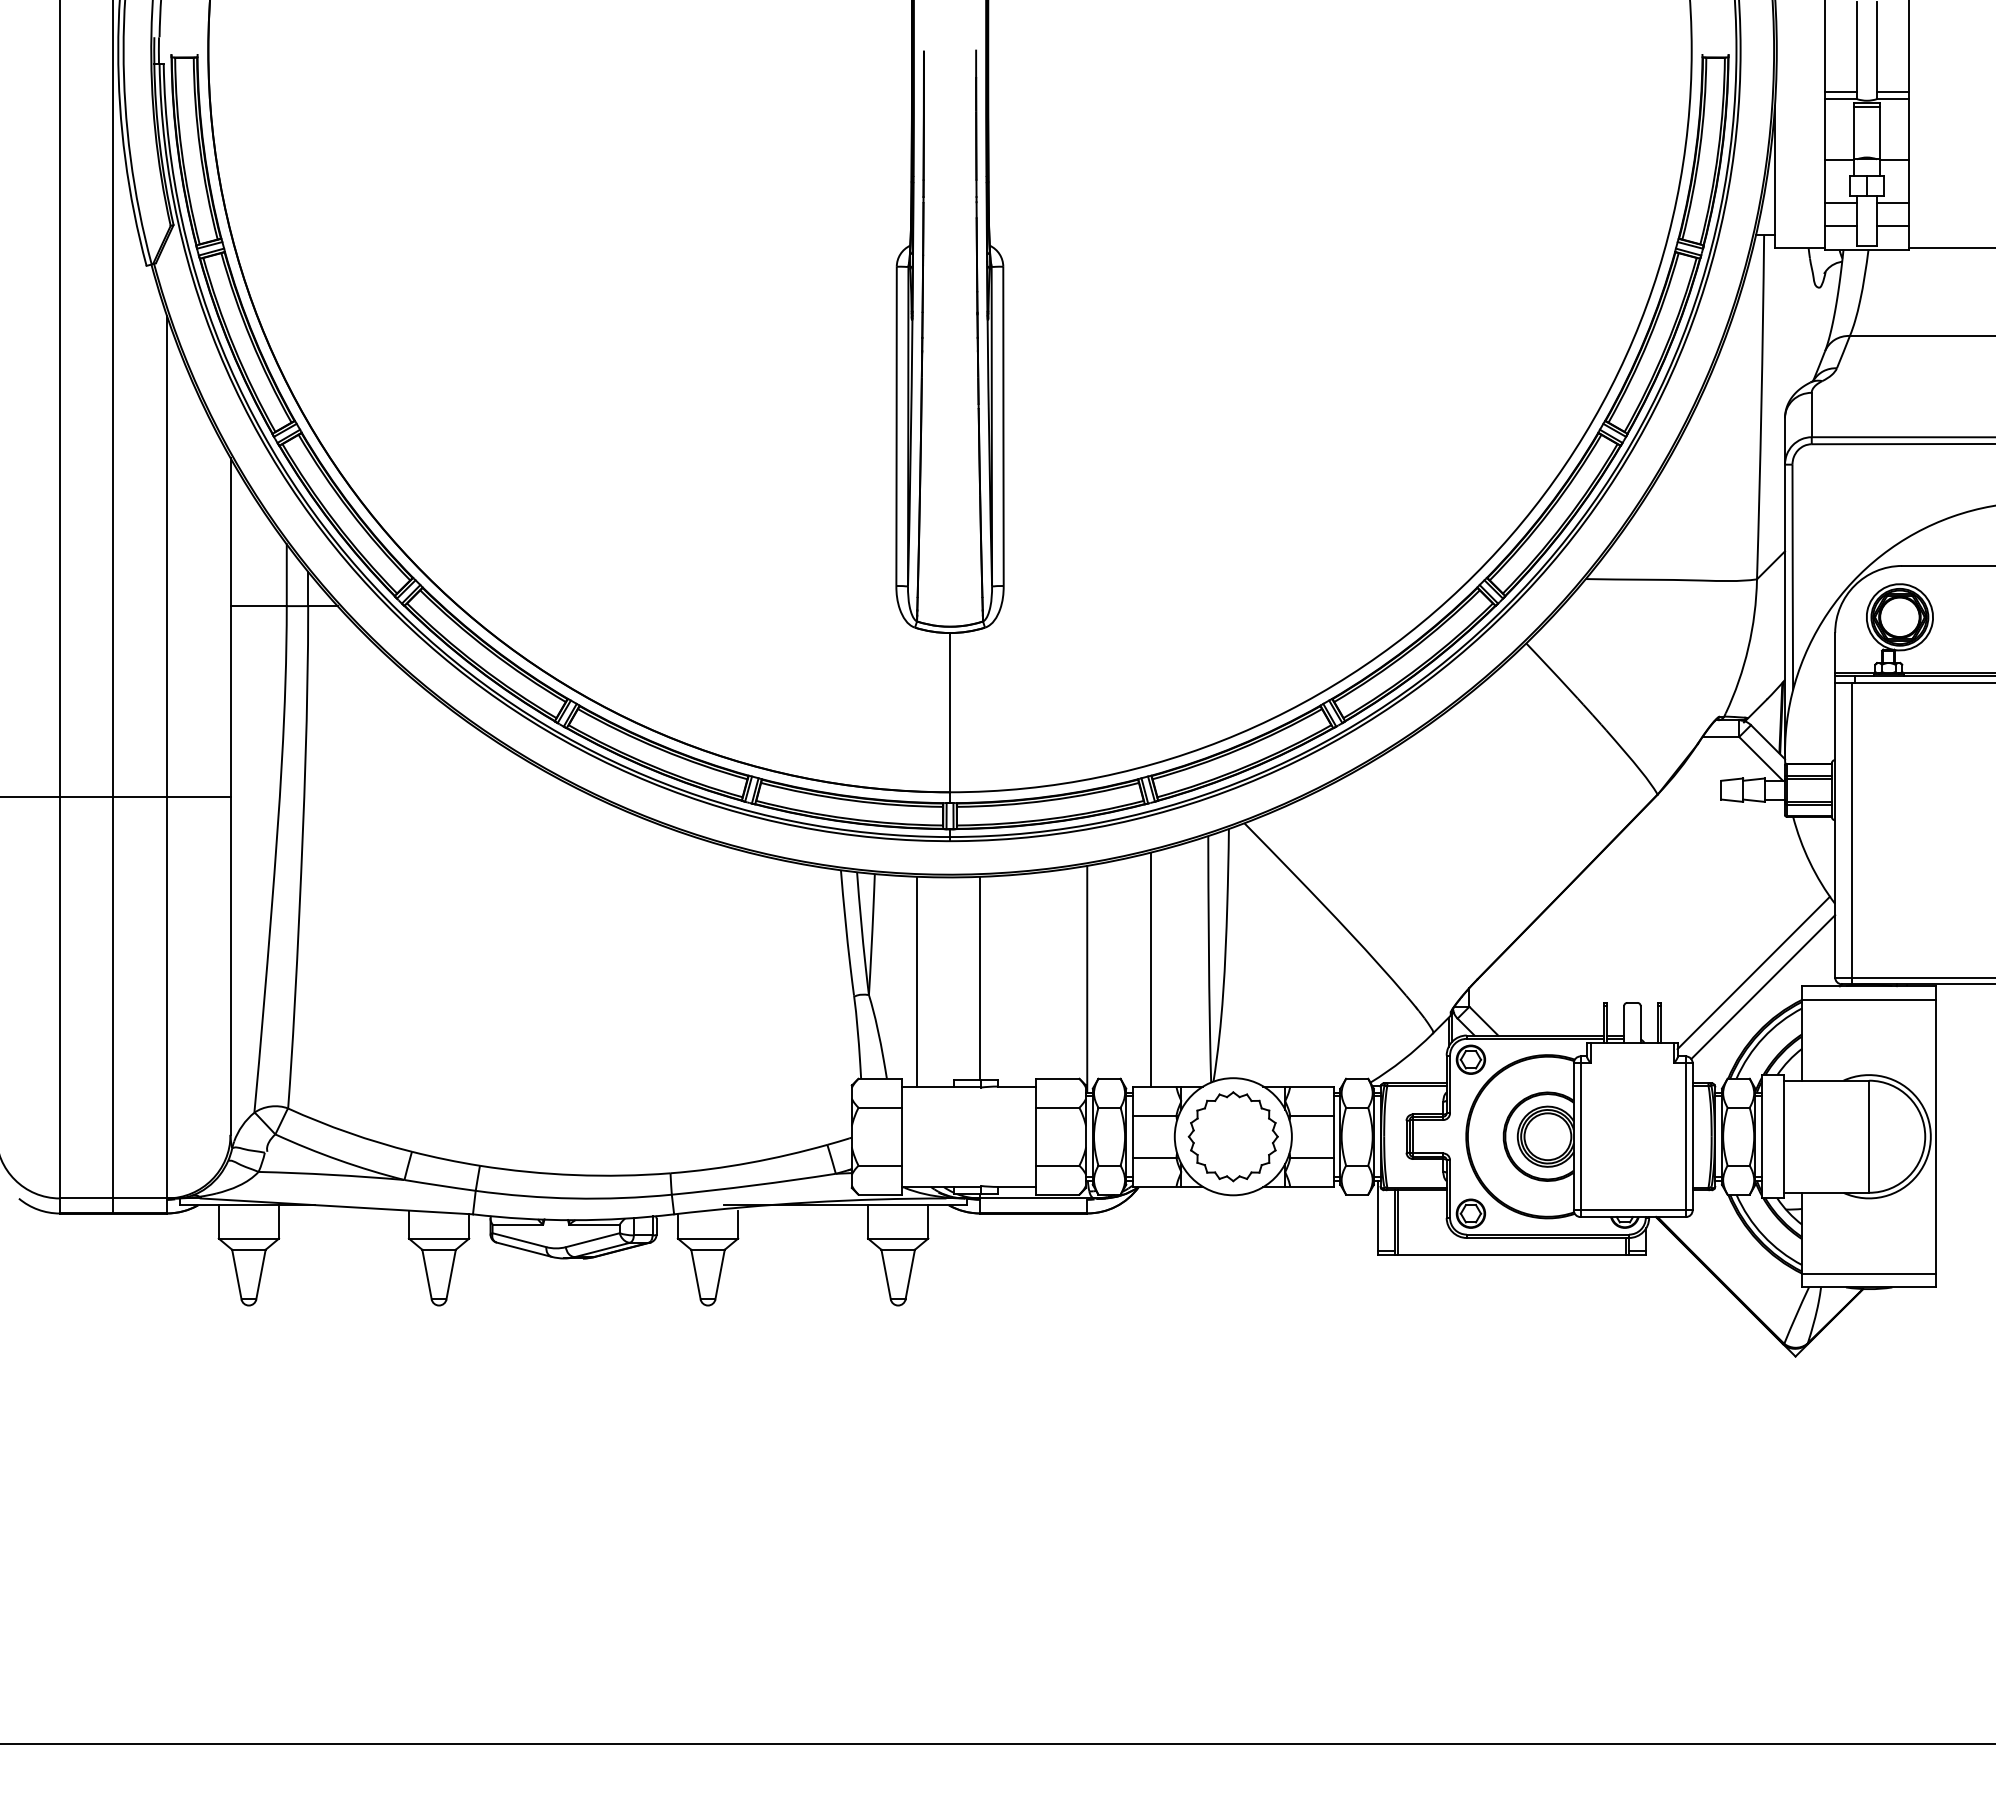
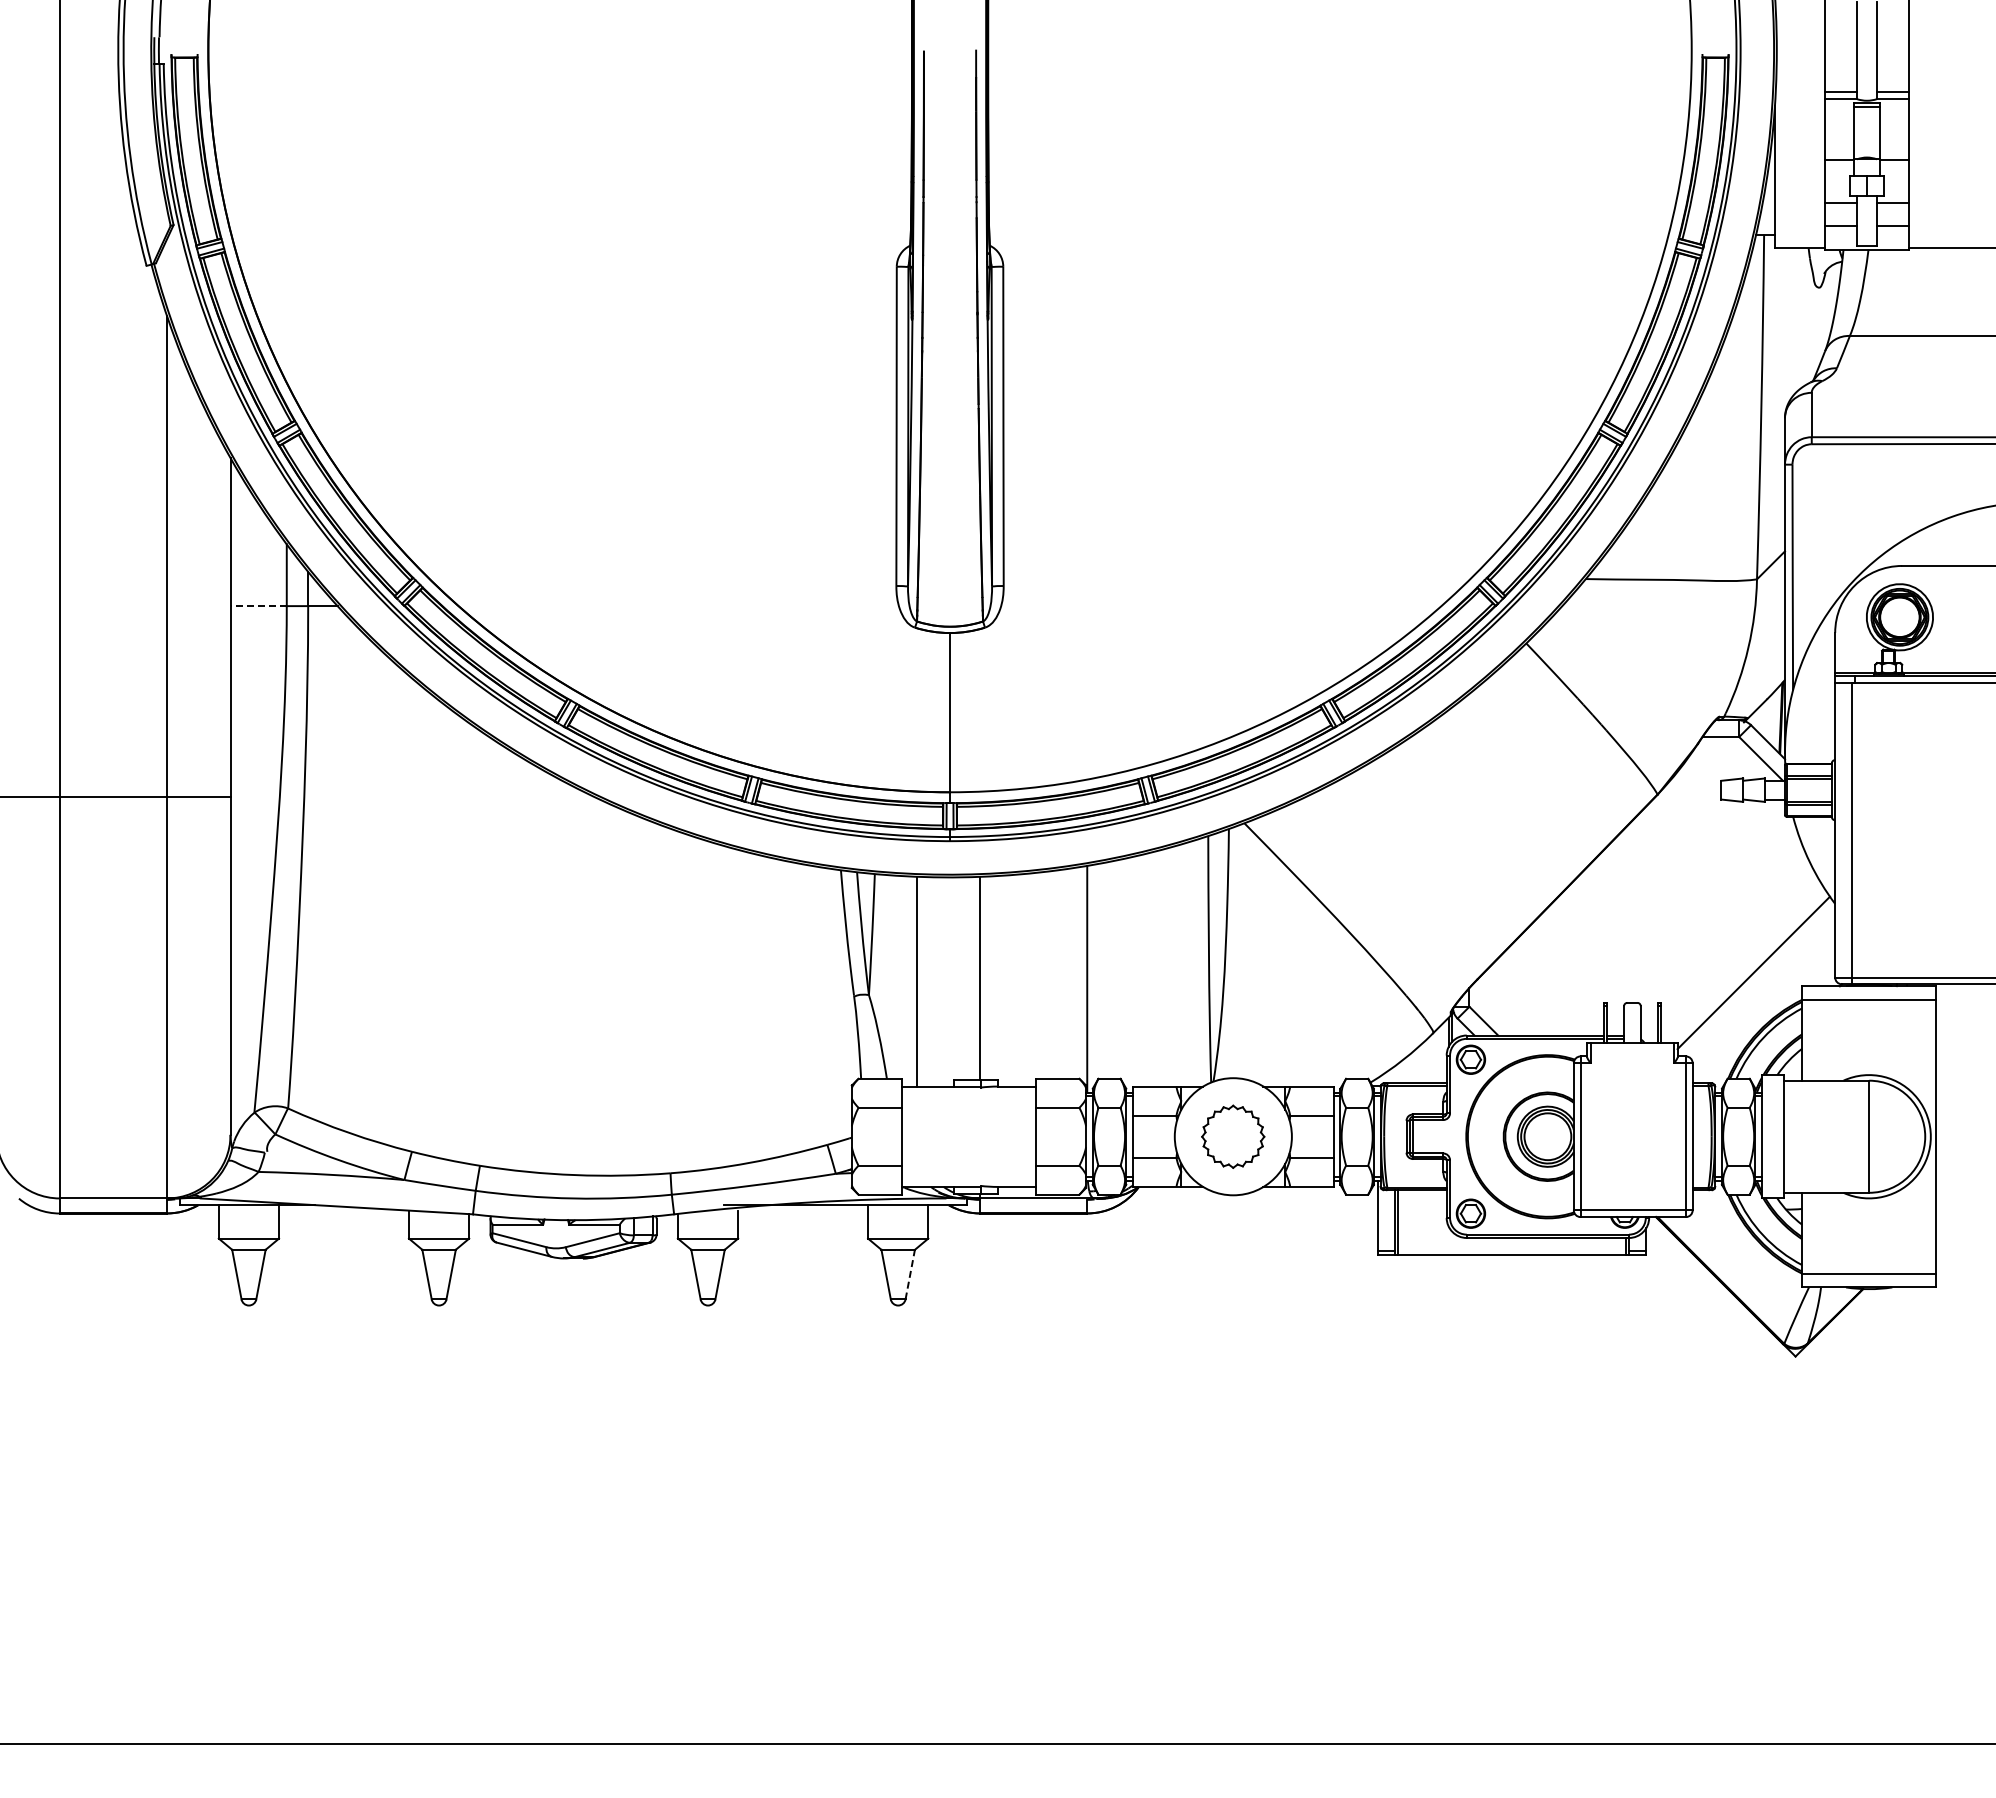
line: solid -> dashed (258, 606)
line: present -> none (113, 607)
line: present -> none (1150, 969)
line: present -> none (1763, 987)
part size: 92x92 px -> 65x65 px (1233, 1136)
line: solid -> dashed (910, 1274)
